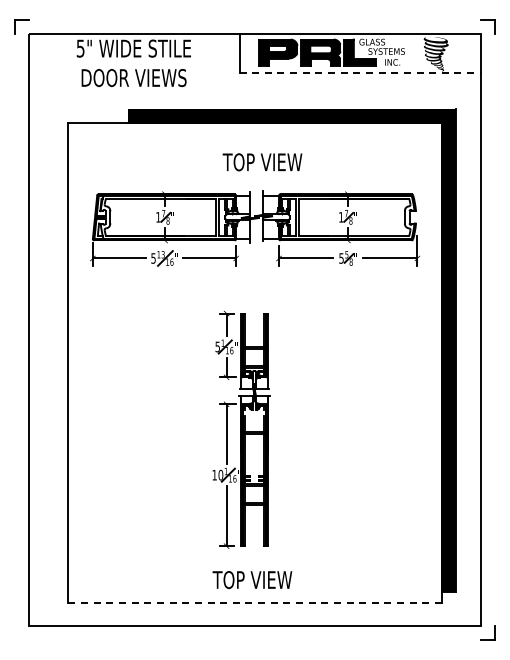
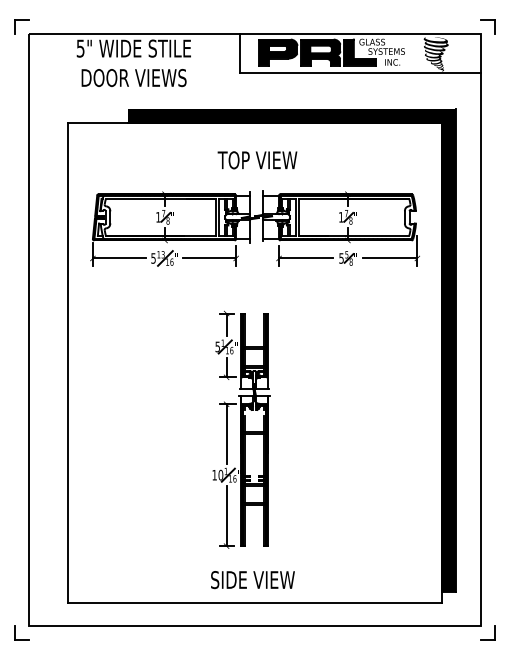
line: dashed -> solid (360, 73)
text position: (262, 162) -> (257, 160) (257, 160)
text: TOP VIEW -> SIDE VIEW (252, 580)
line: dashed -> solid (254, 602)
part: none -> present (21, 632)
